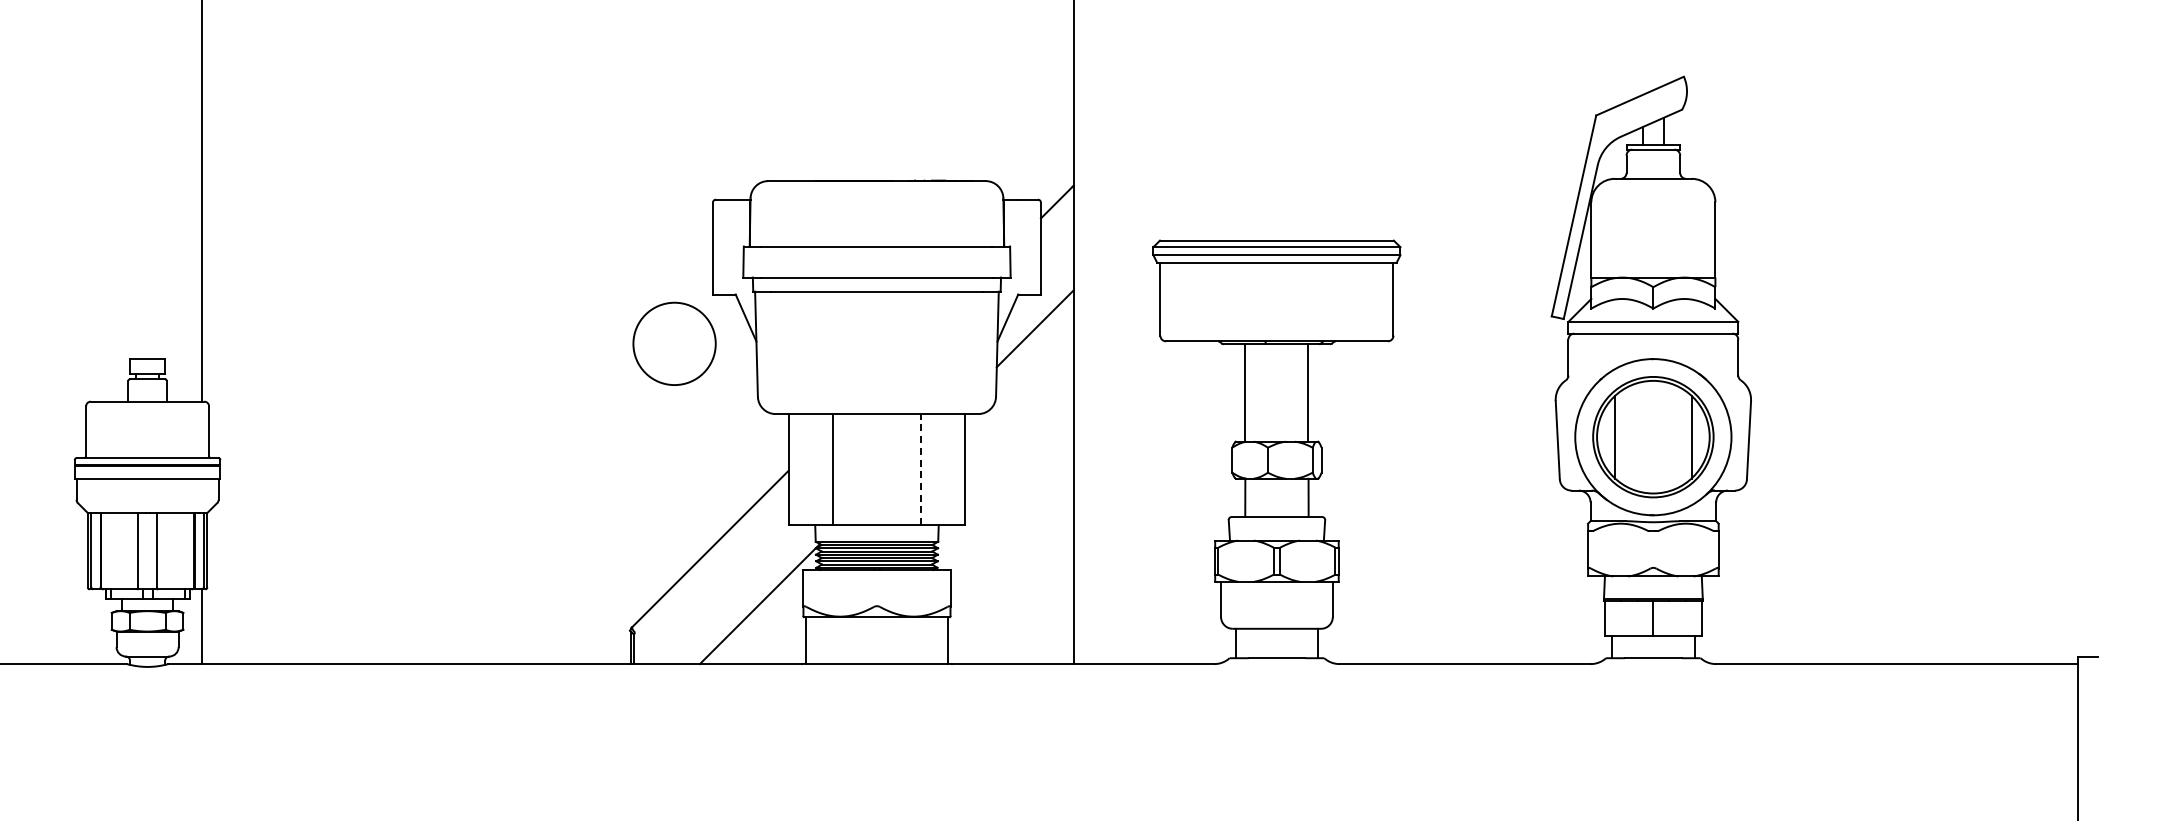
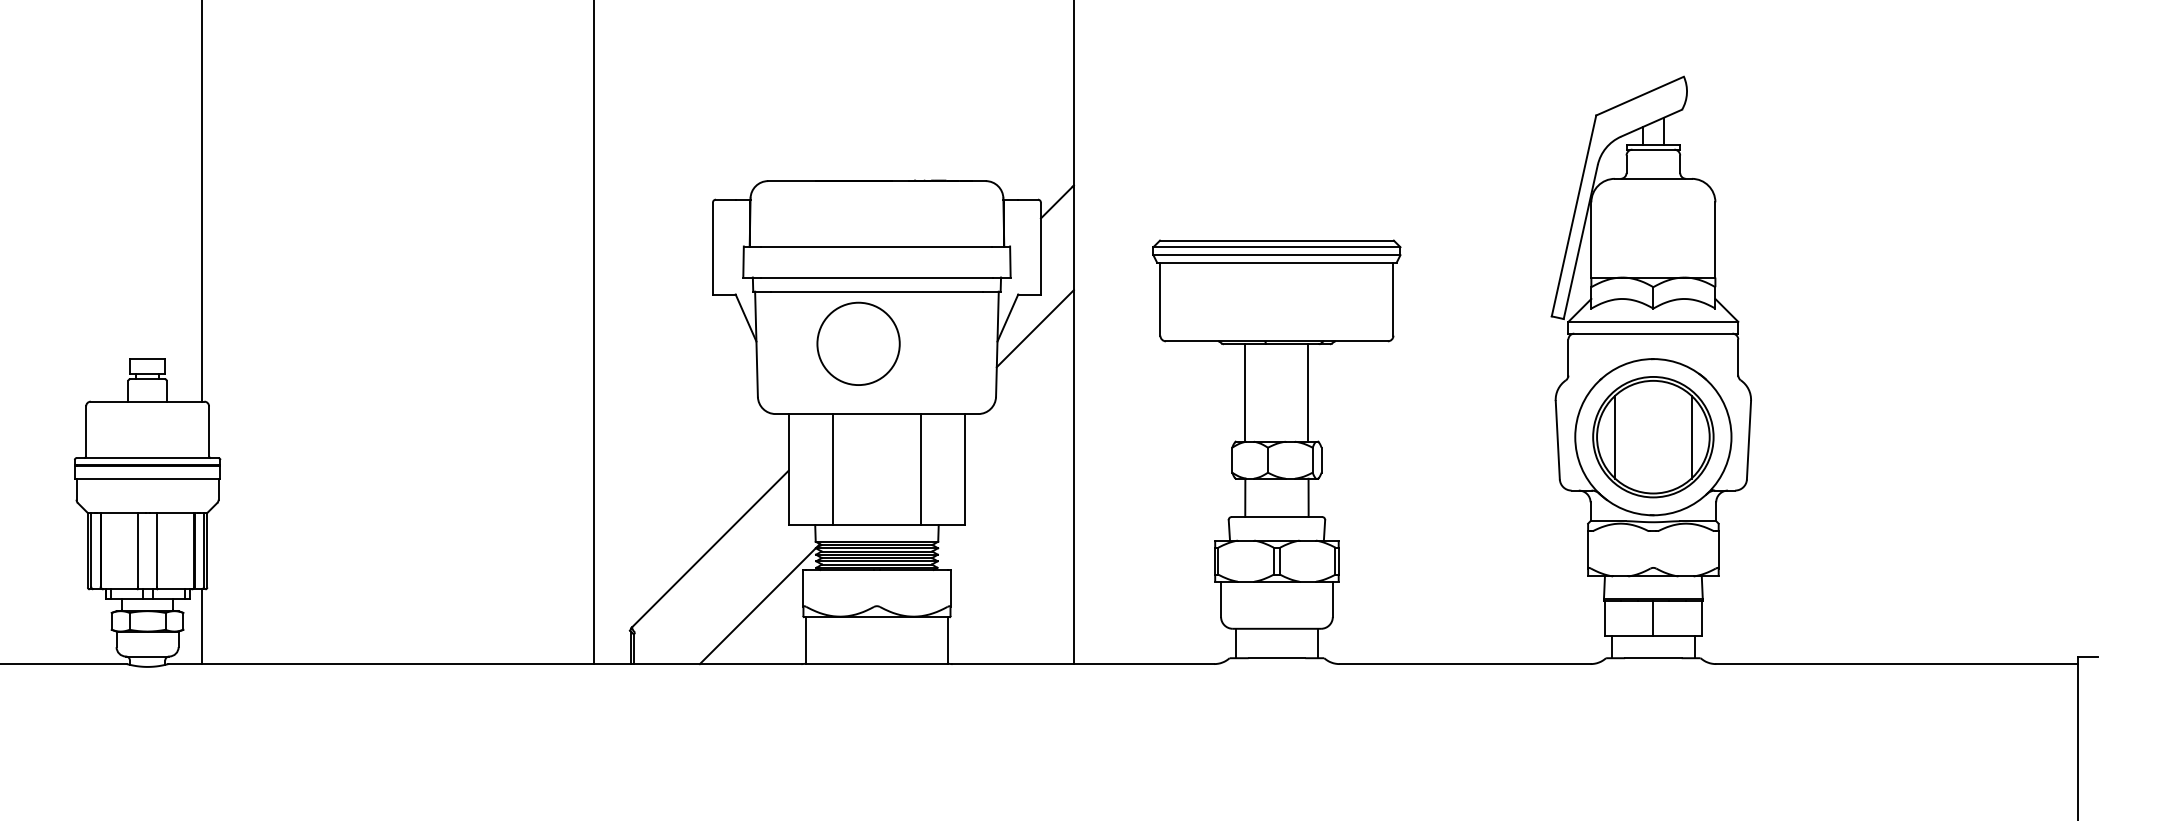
line: none -> present (593, 333)
circle position: (674, 343) -> (858, 343) (858, 343)
line: dashed -> solid (921, 469)
